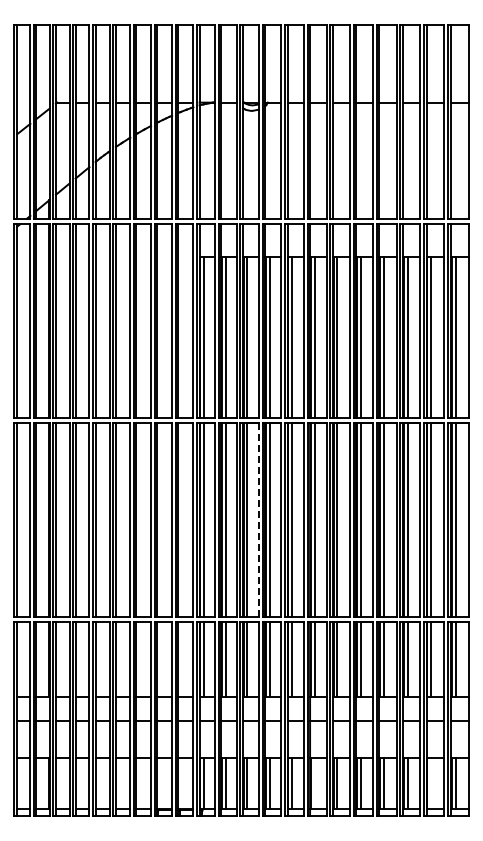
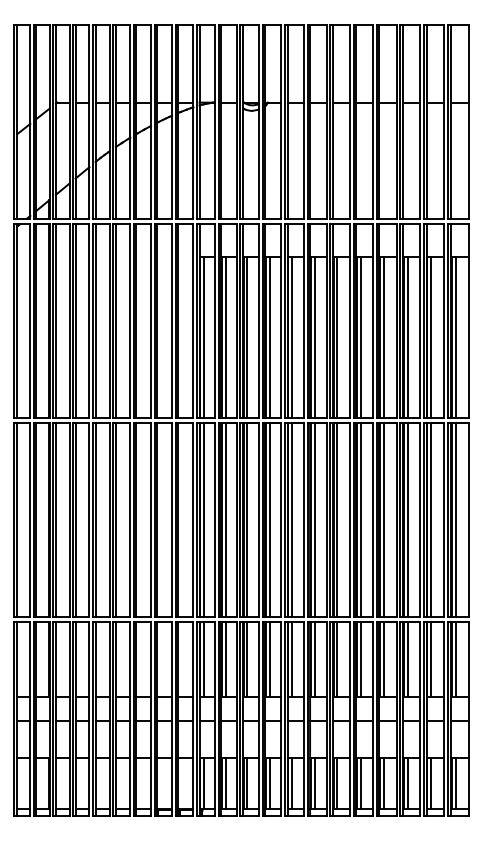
line: dashed -> solid (258, 520)
line: none -> present (314, 783)
line: none -> present (431, 783)
